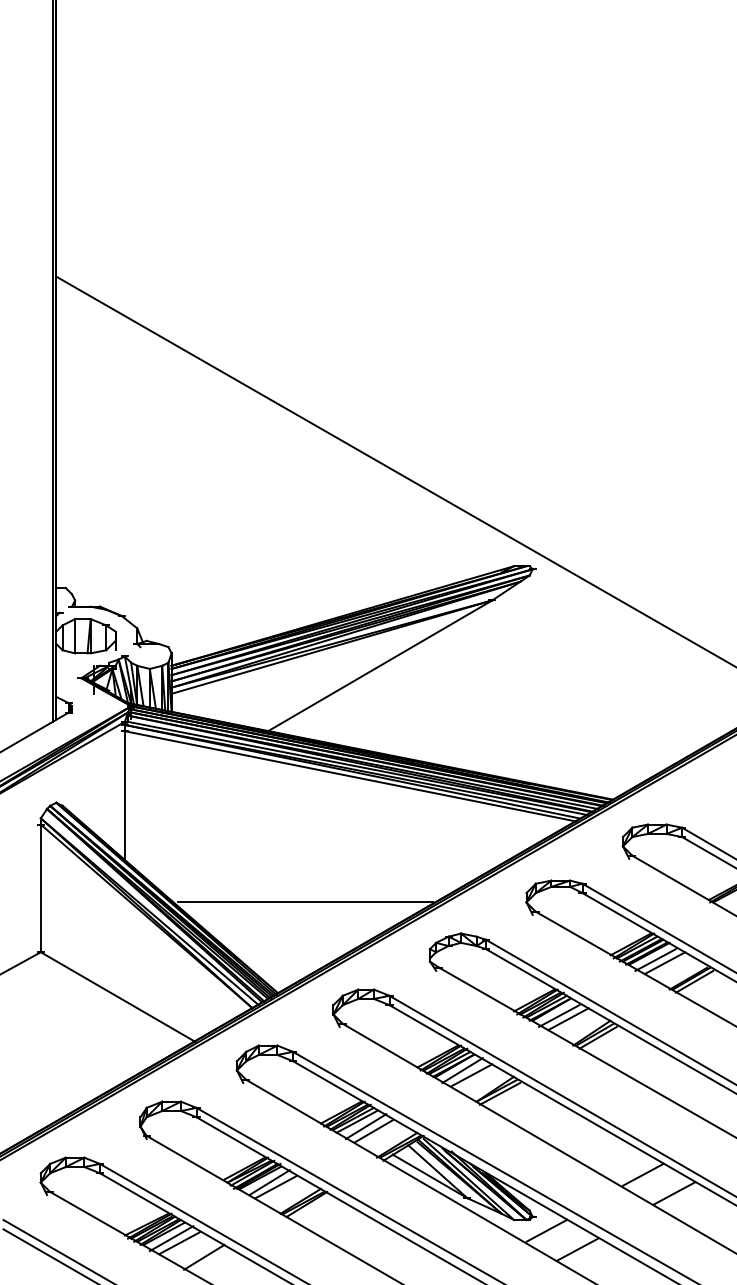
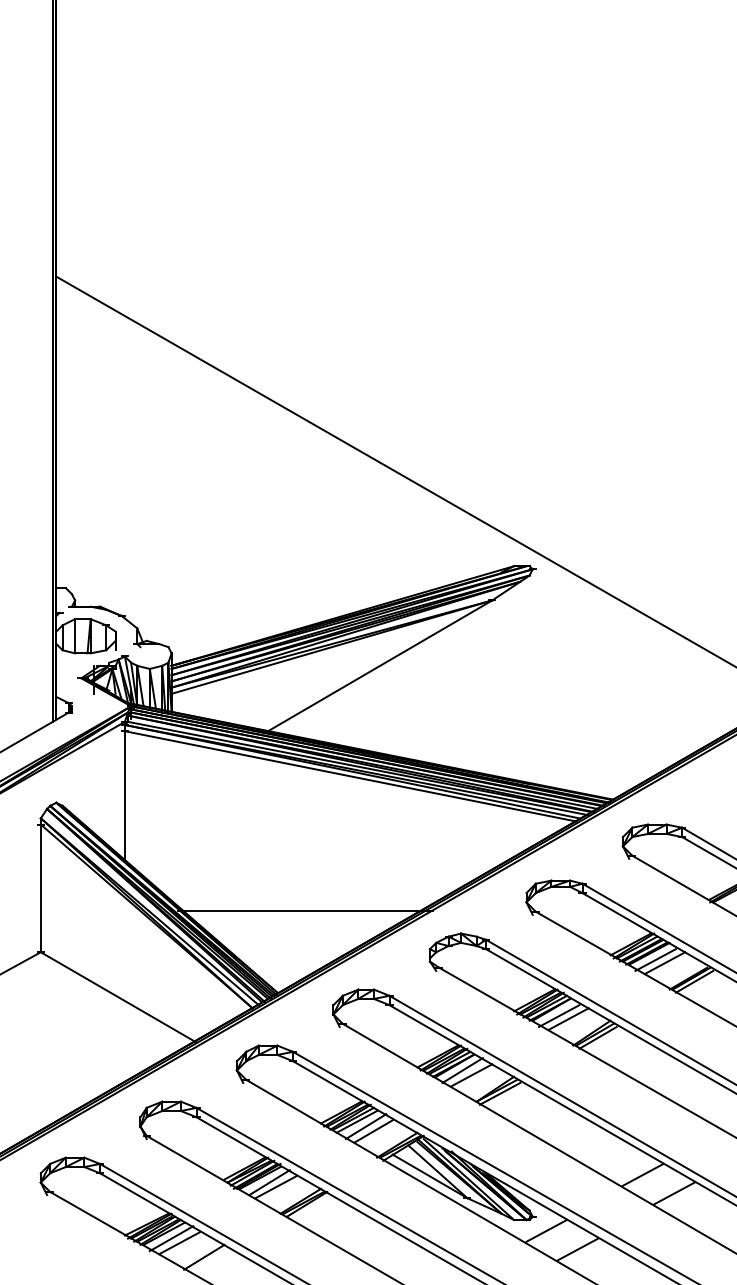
line position: (305, 902) -> (305, 911) (305, 911)
line: present -> none (56, 1250)
line: present -> none (48, 1255)
